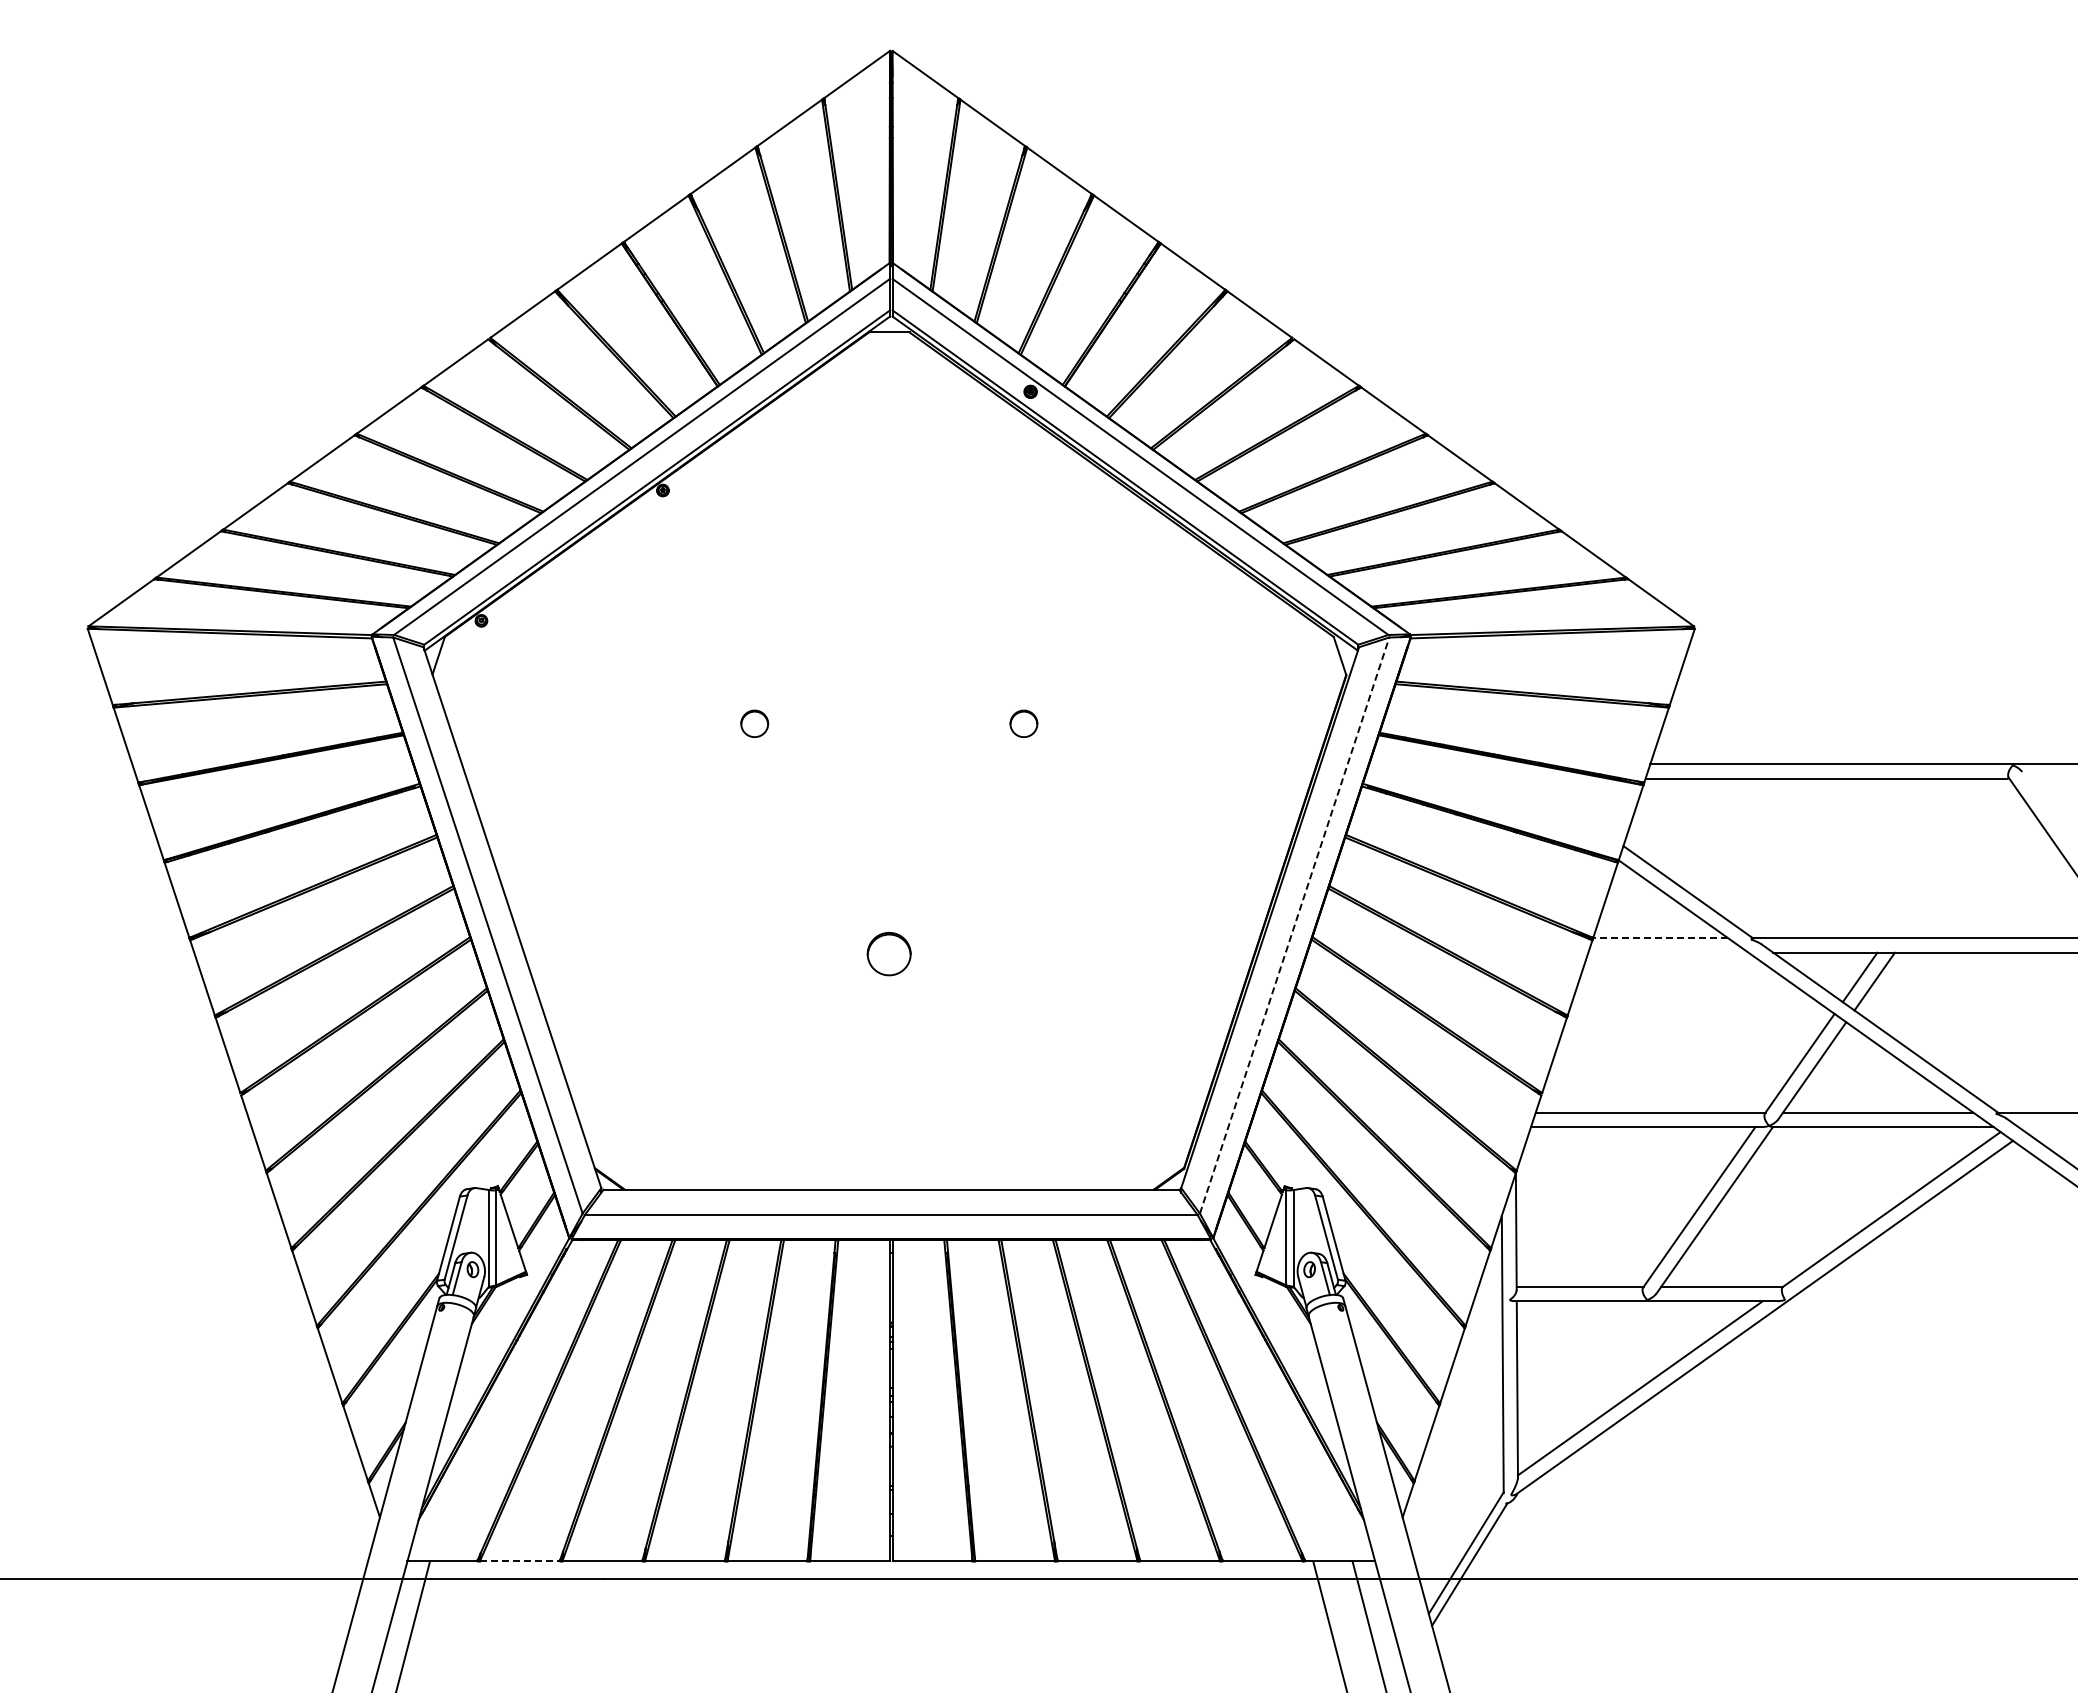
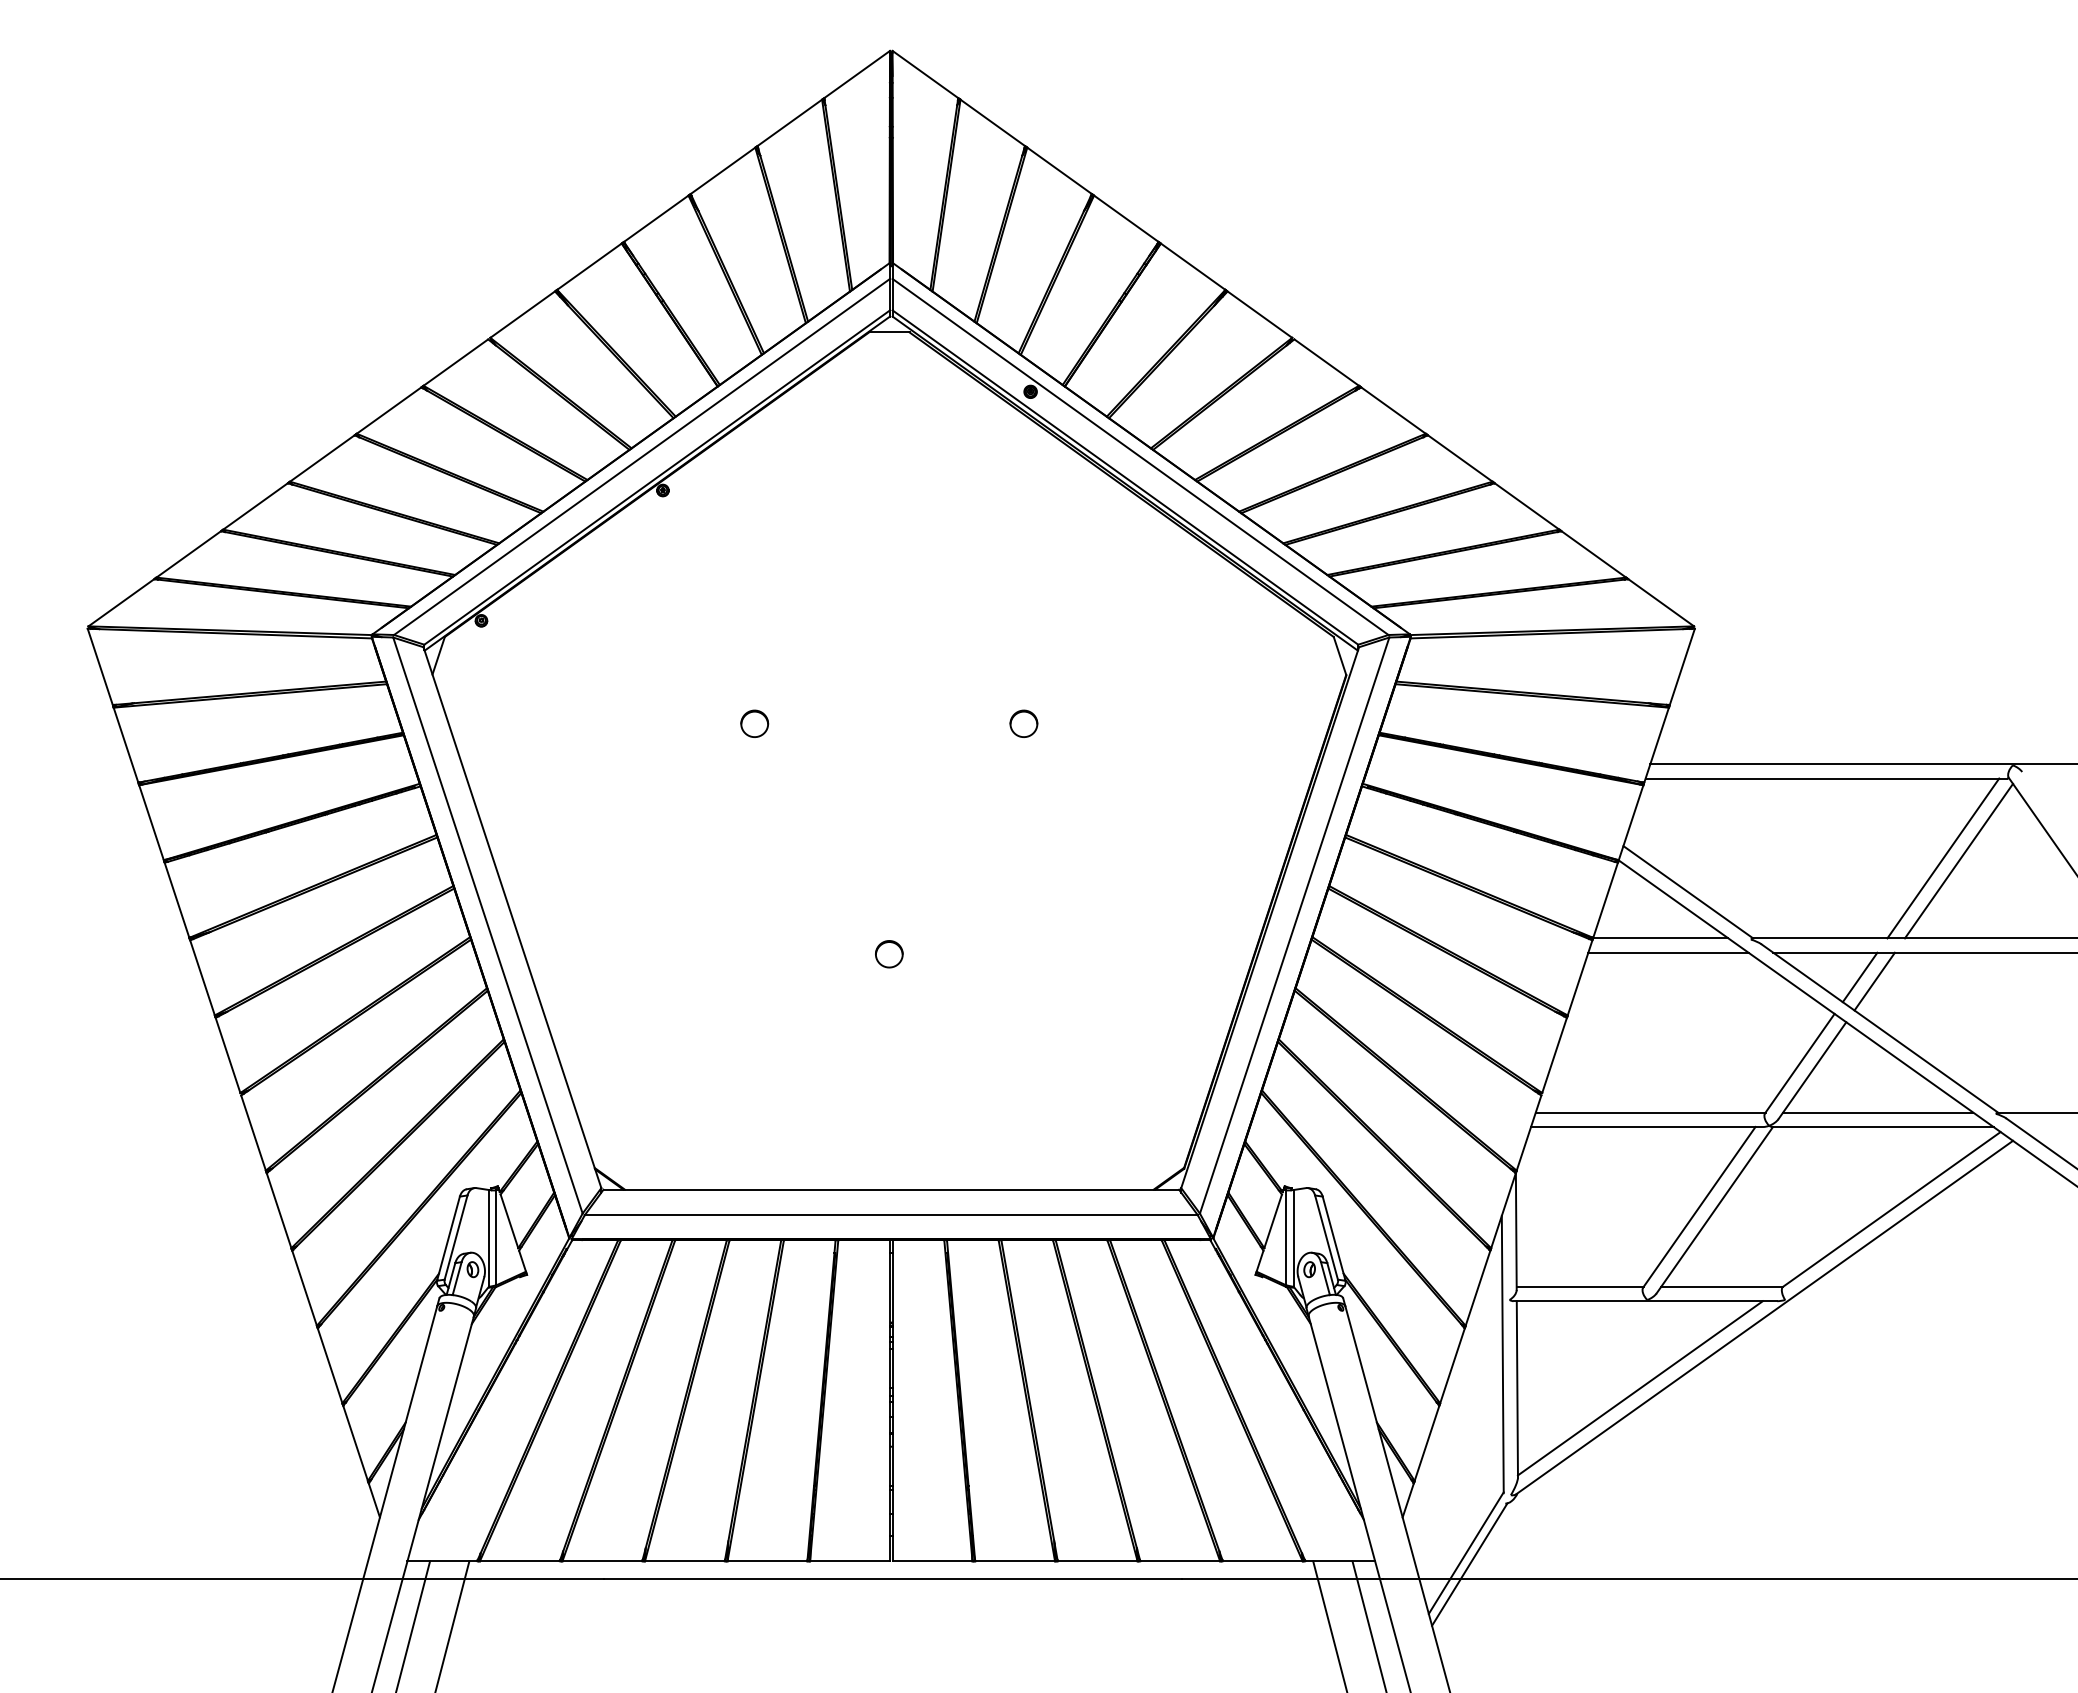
line: none -> present (1943, 858)
line: none -> present (1958, 860)
line: dashed -> solid (1294, 925)
line: dashed -> solid (1660, 938)
line: none -> present (1668, 952)
part size: 46x45 px -> 29x29 px (889, 954)
line: dashed -> solid (520, 1561)
line: none -> present (452, 1625)
